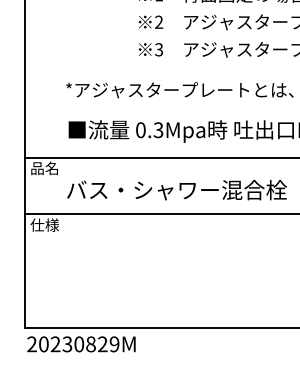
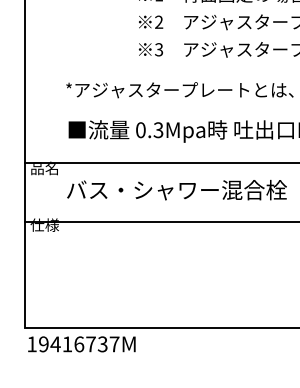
line position: (160, 157) -> (160, 162) (160, 162)
line position: (160, 214) -> (160, 222) (160, 222)
text: 20230829M -> 19416737M (73, 344)
